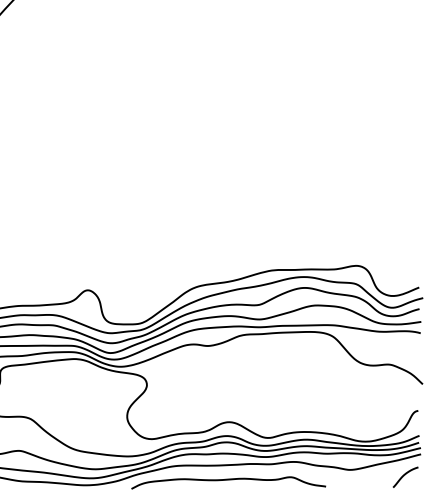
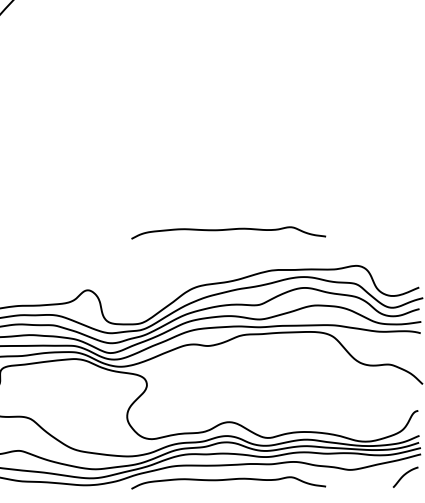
curve: none -> present (228, 230)
